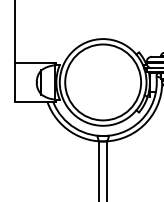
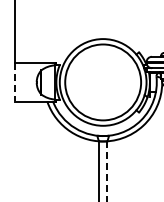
line: solid -> dashed (15, 82)
line: solid -> dashed (107, 171)
